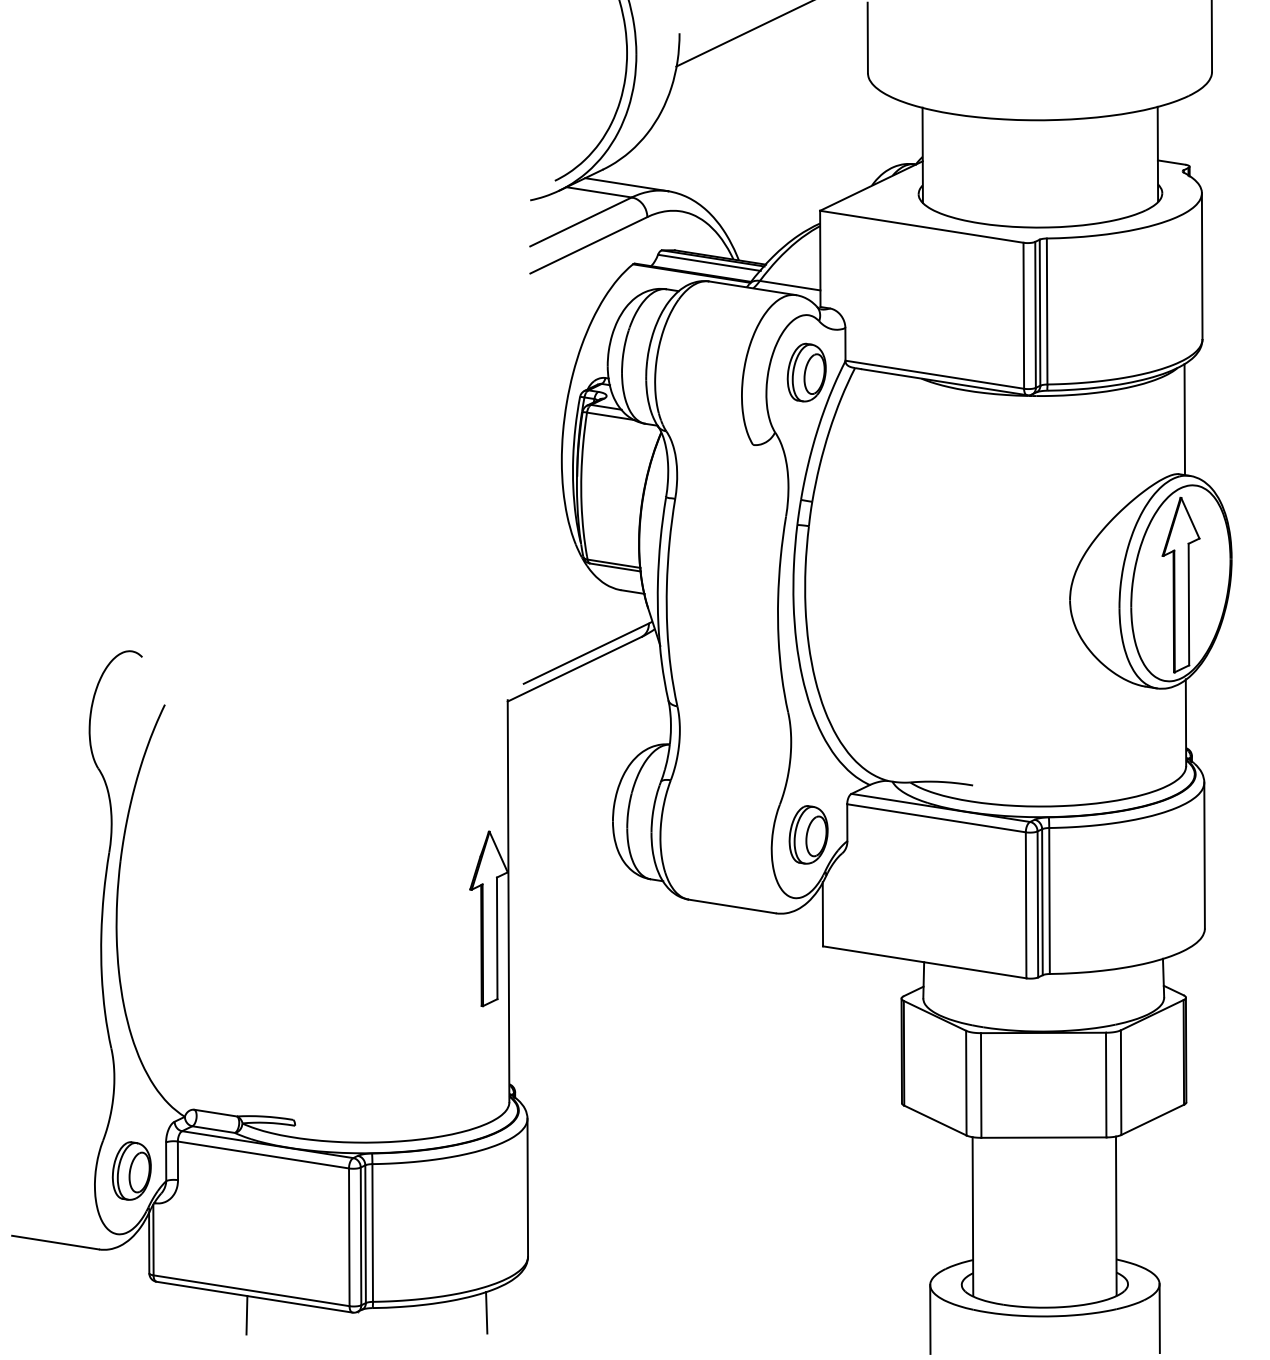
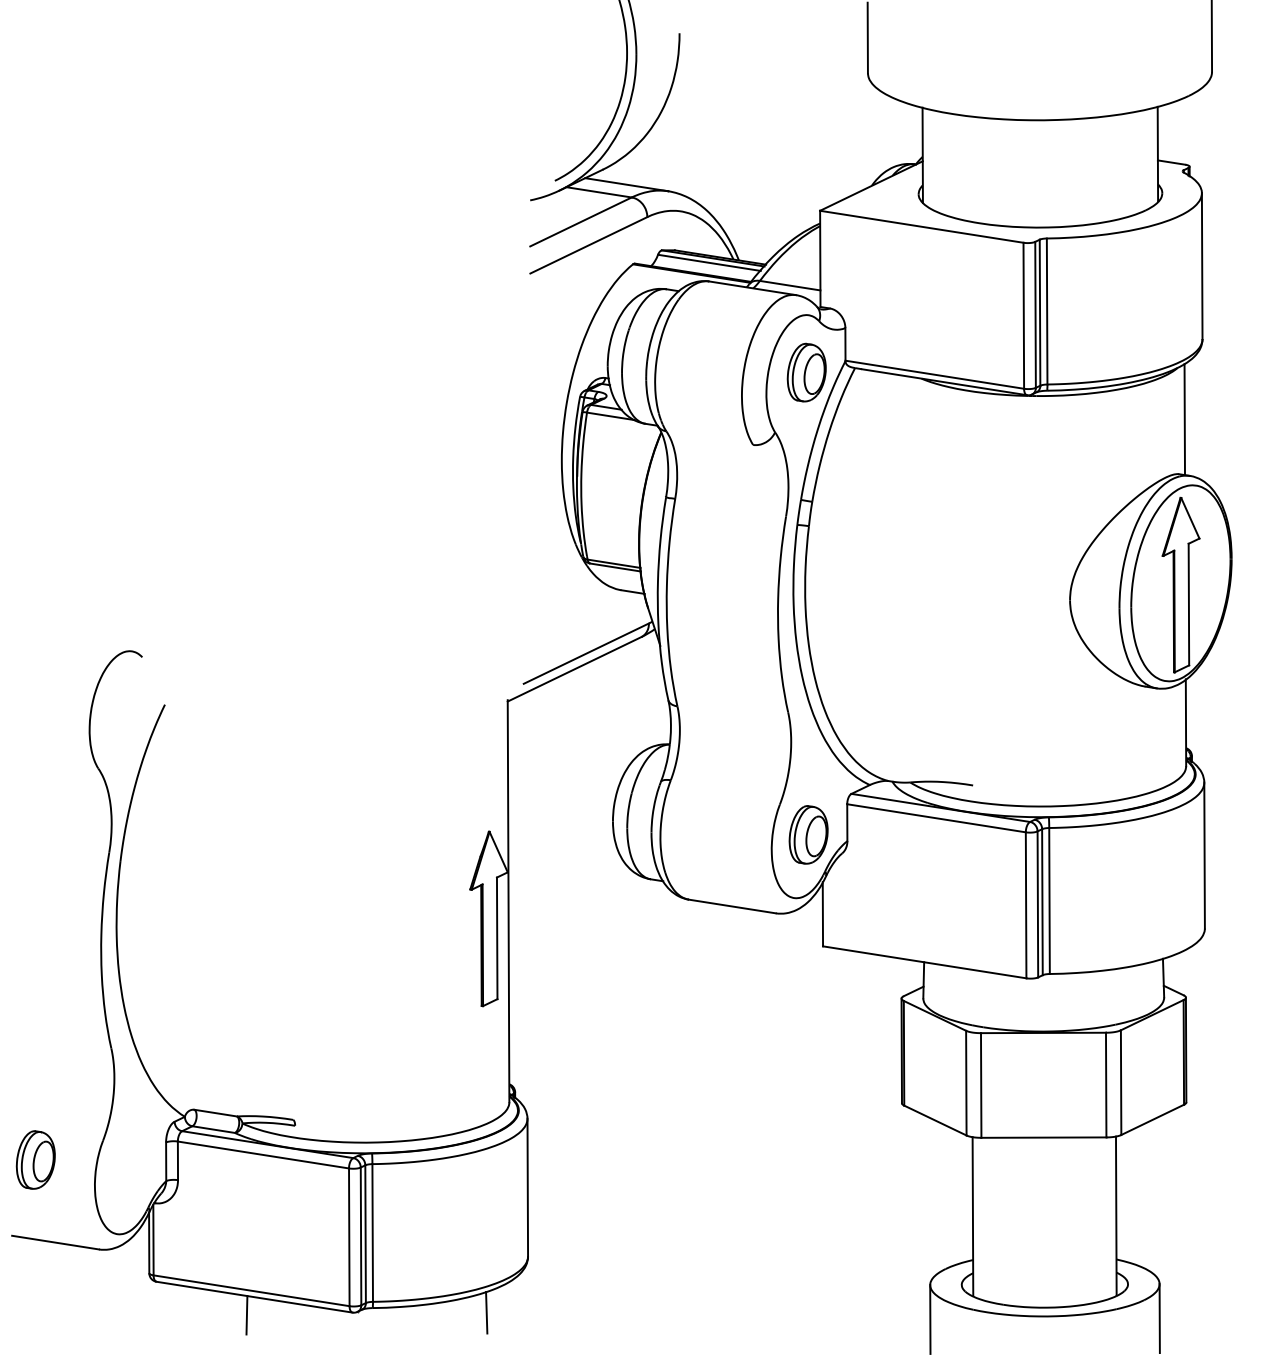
line: present -> none (742, 34)
part position: (131, 1170) -> (35, 1159) (35, 1159)
